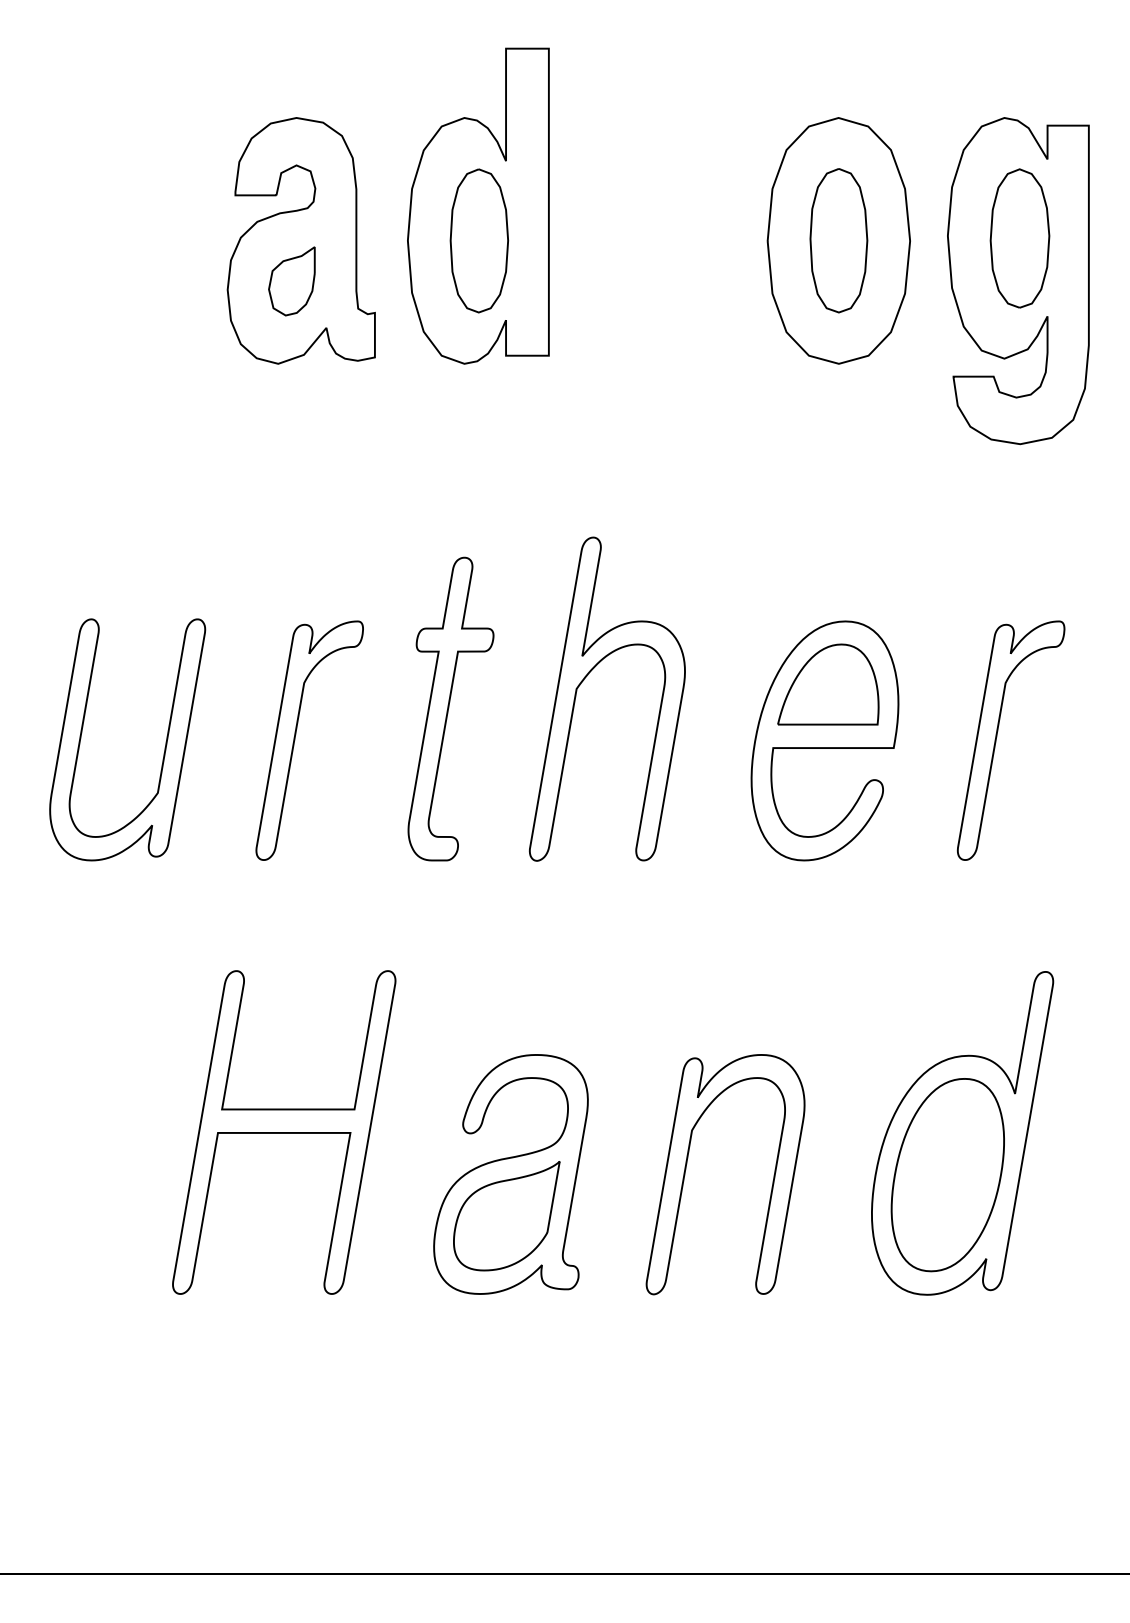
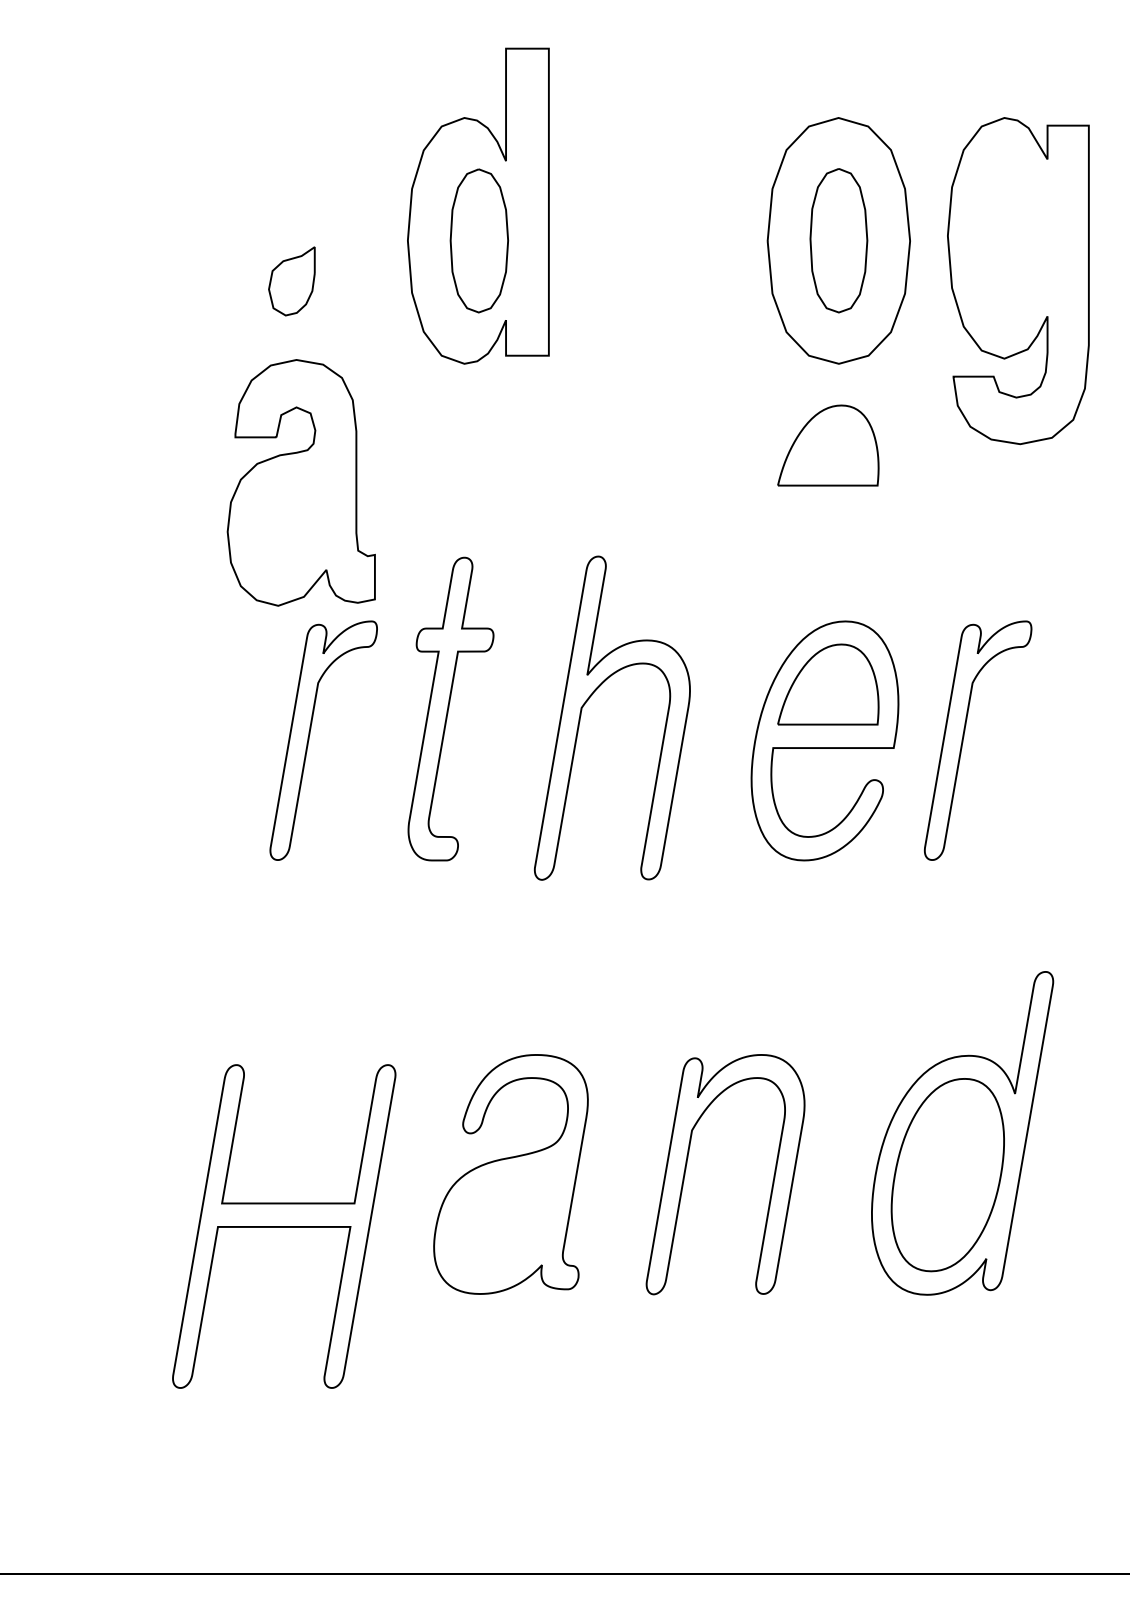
part: present -> none (1019, 238)
part position: (300, 240) -> (300, 482) (300, 482)
part: none -> present (828, 445)
part position: (584, 680) -> (589, 699) (589, 699)
part position: (997, 737) -> (964, 737) (964, 737)
part position: (295, 740) -> (309, 740) (309, 740)
part: present -> none (164, 747)
part position: (284, 1132) -> (284, 1226) (284, 1226)
part: present -> none (506, 1216)
